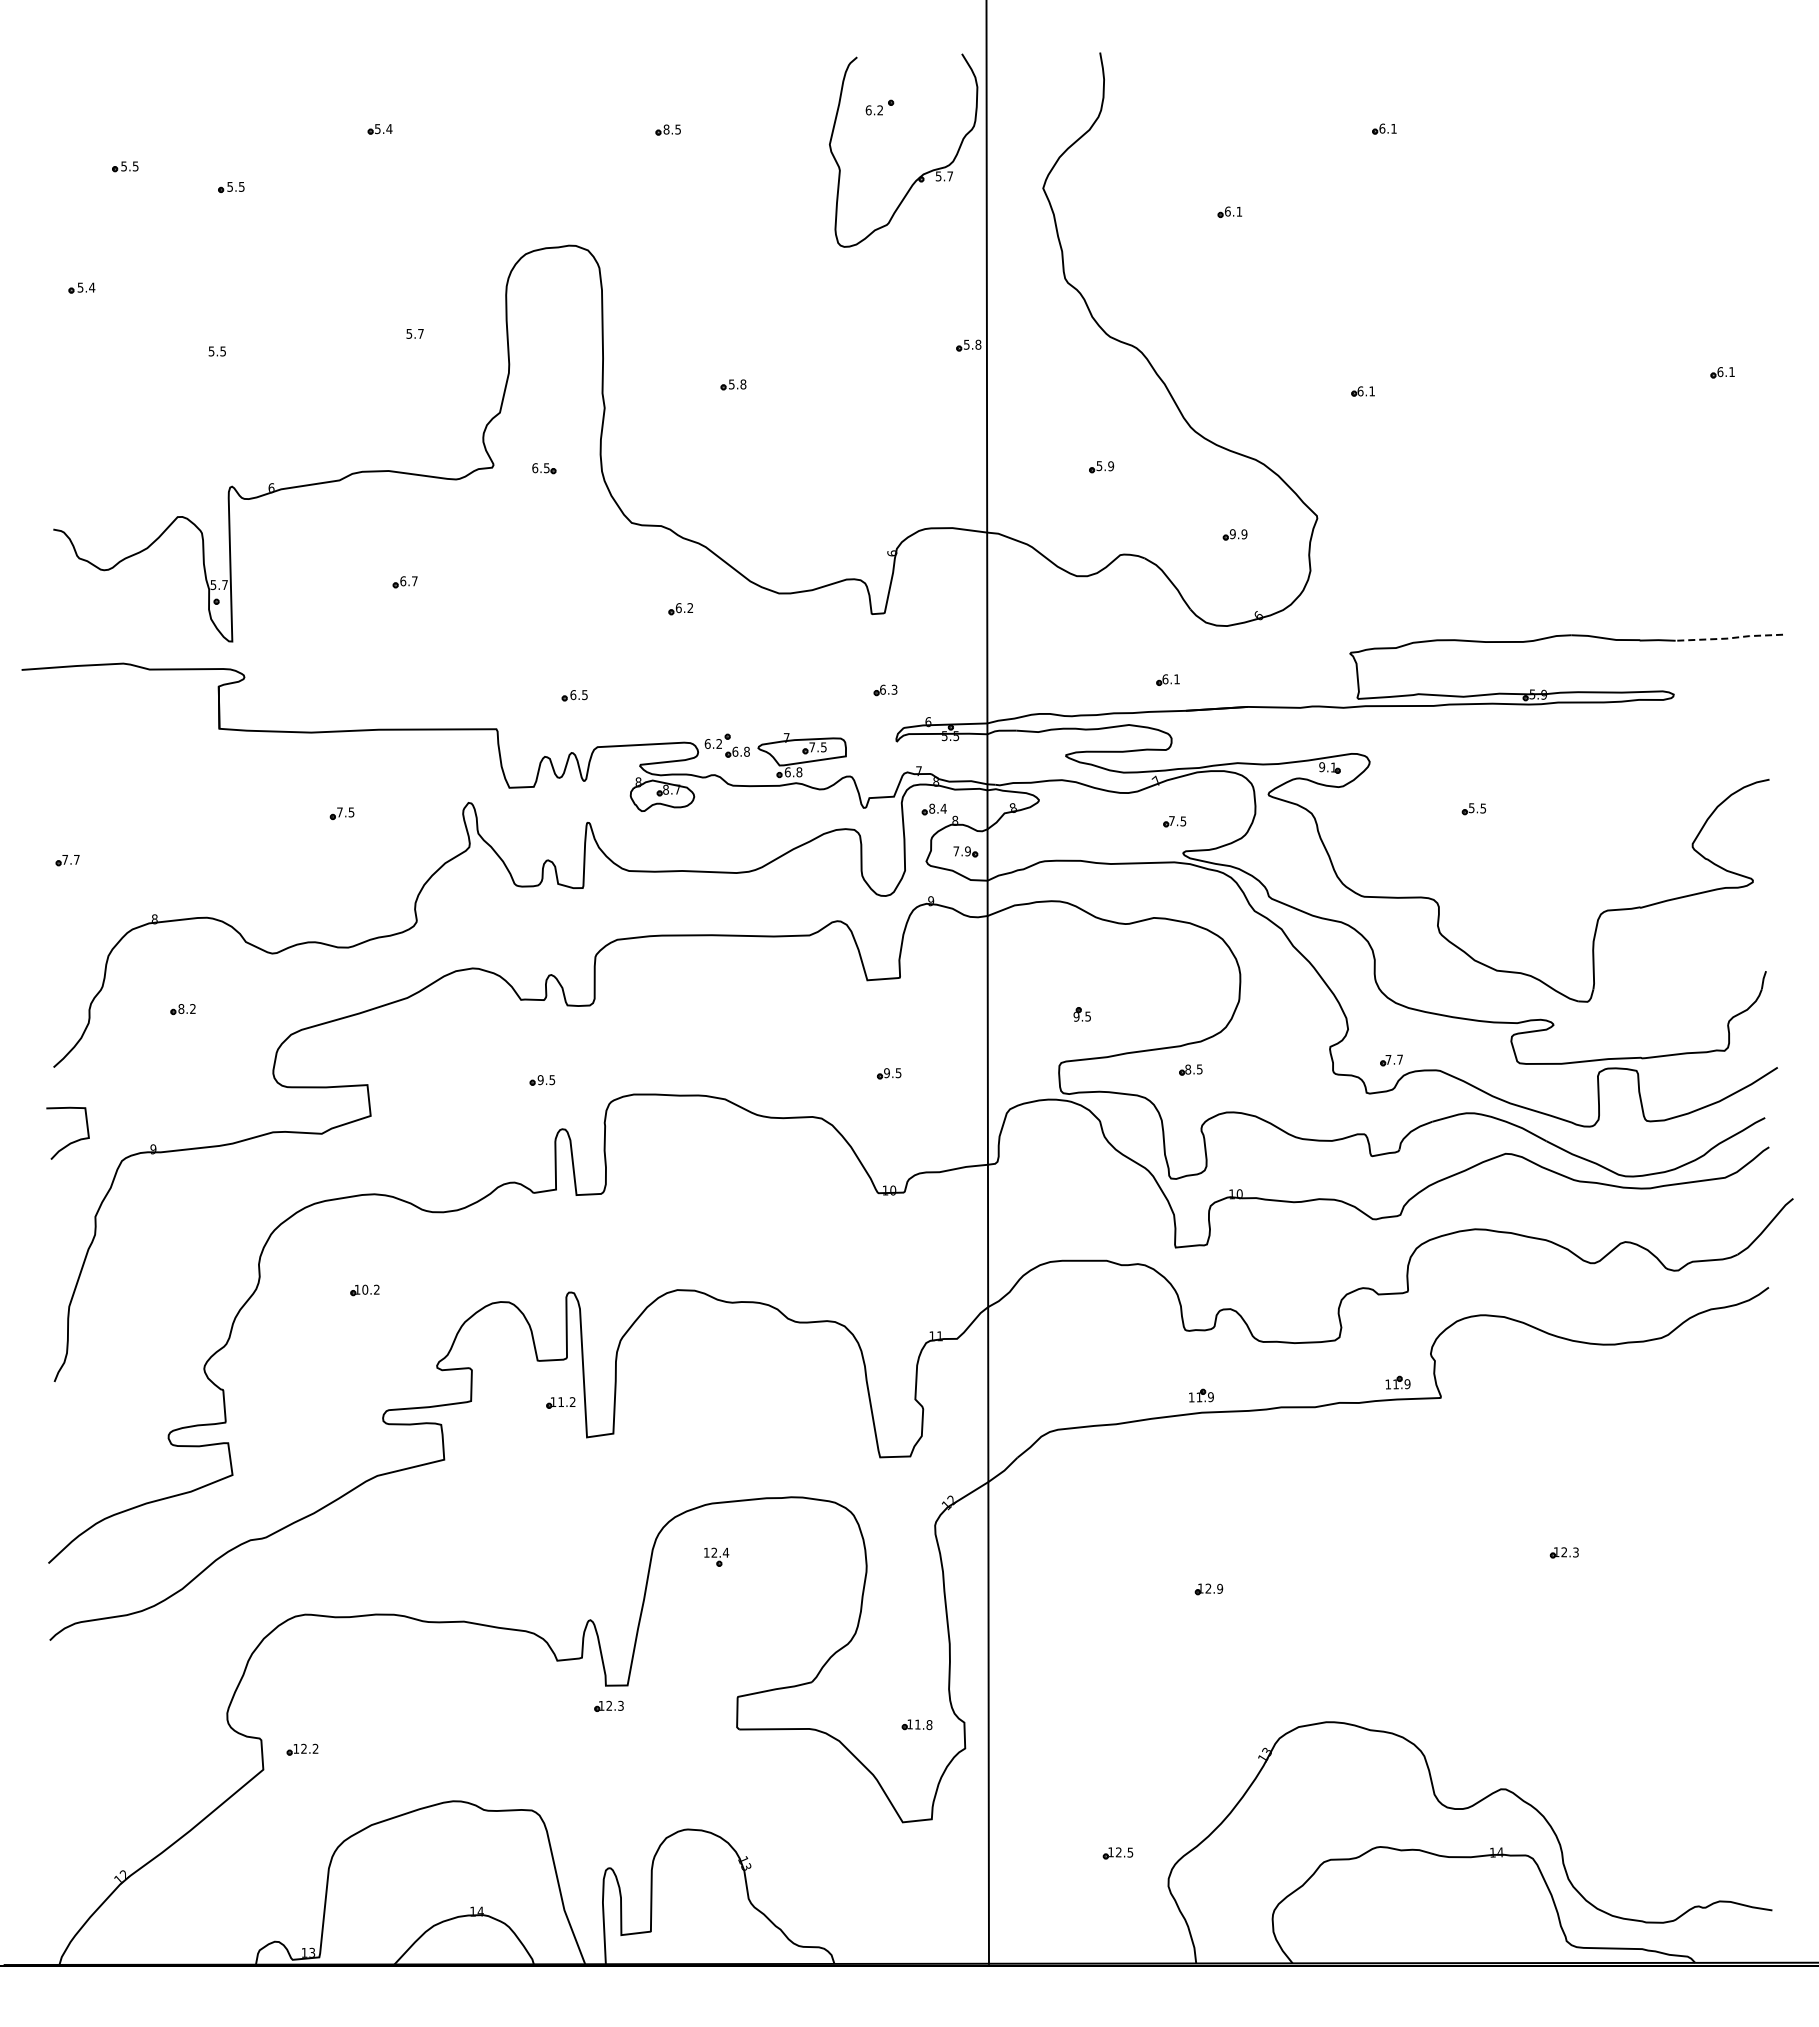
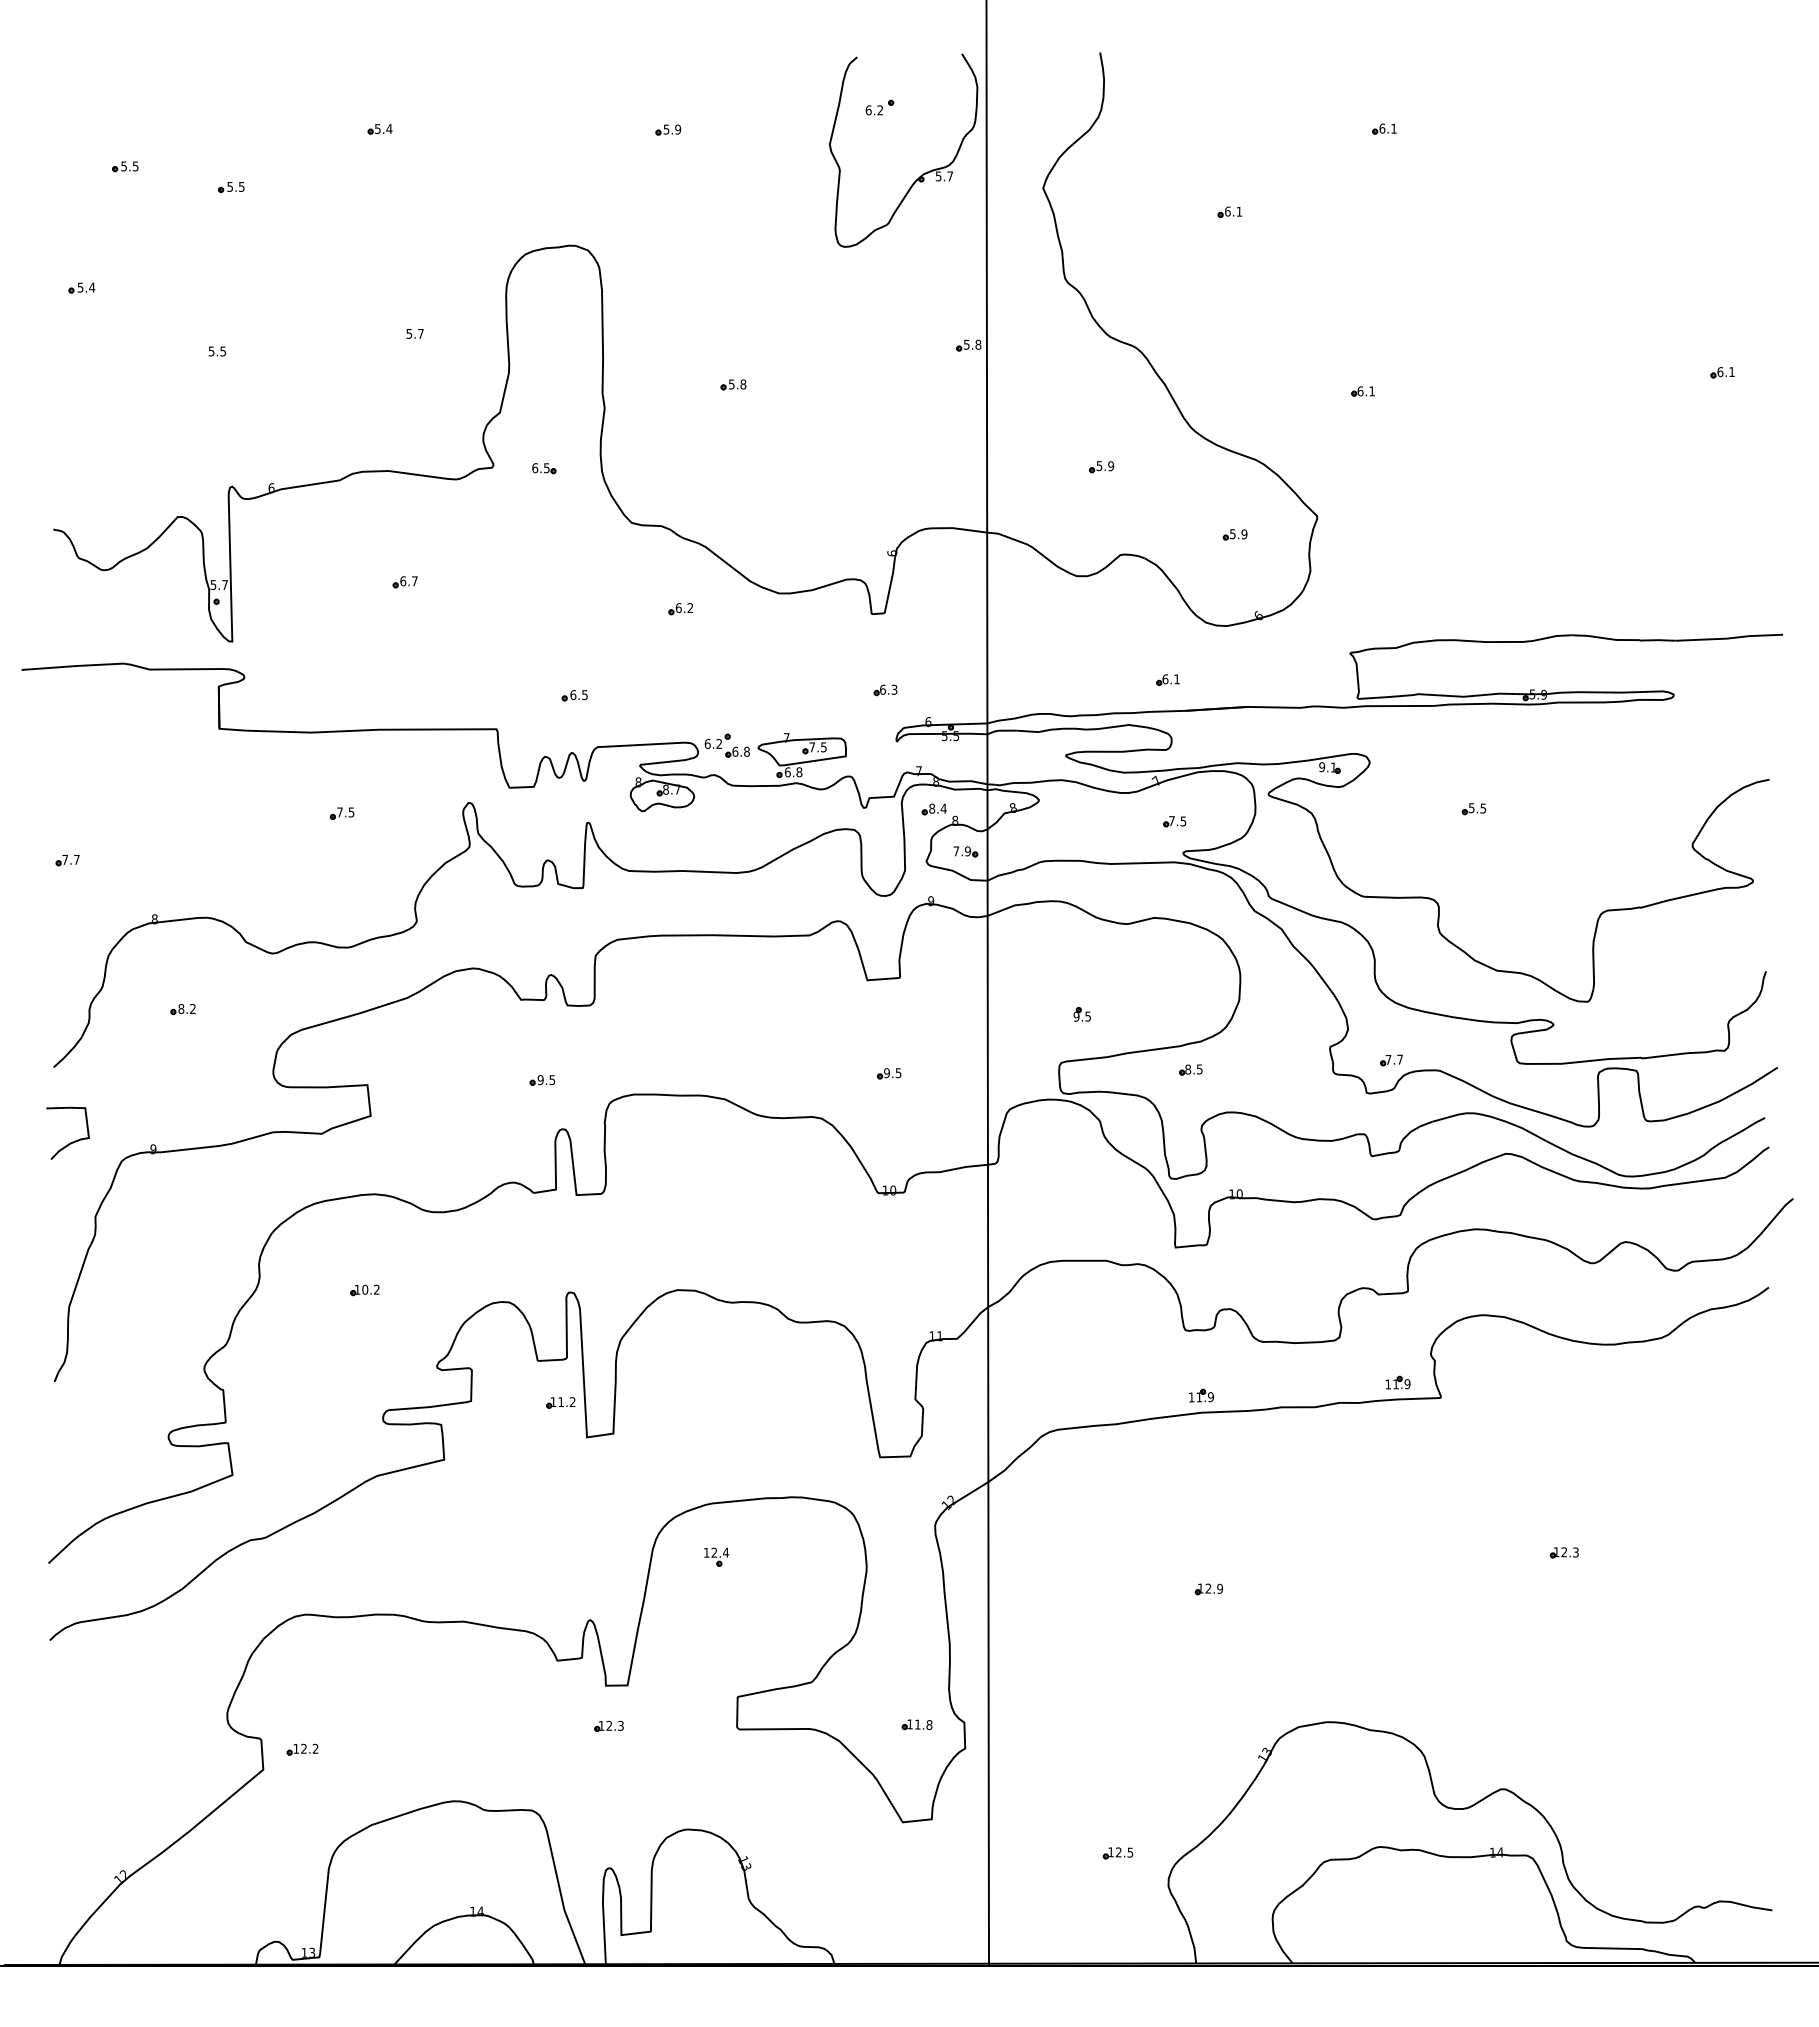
text: 8.5 -> 5.9 (672, 129)
text: 9.9 -> 5.9 (1232, 533)
line: dashed -> solid (1728, 638)
part position: (608, 1705) -> (608, 1725) (608, 1725)
